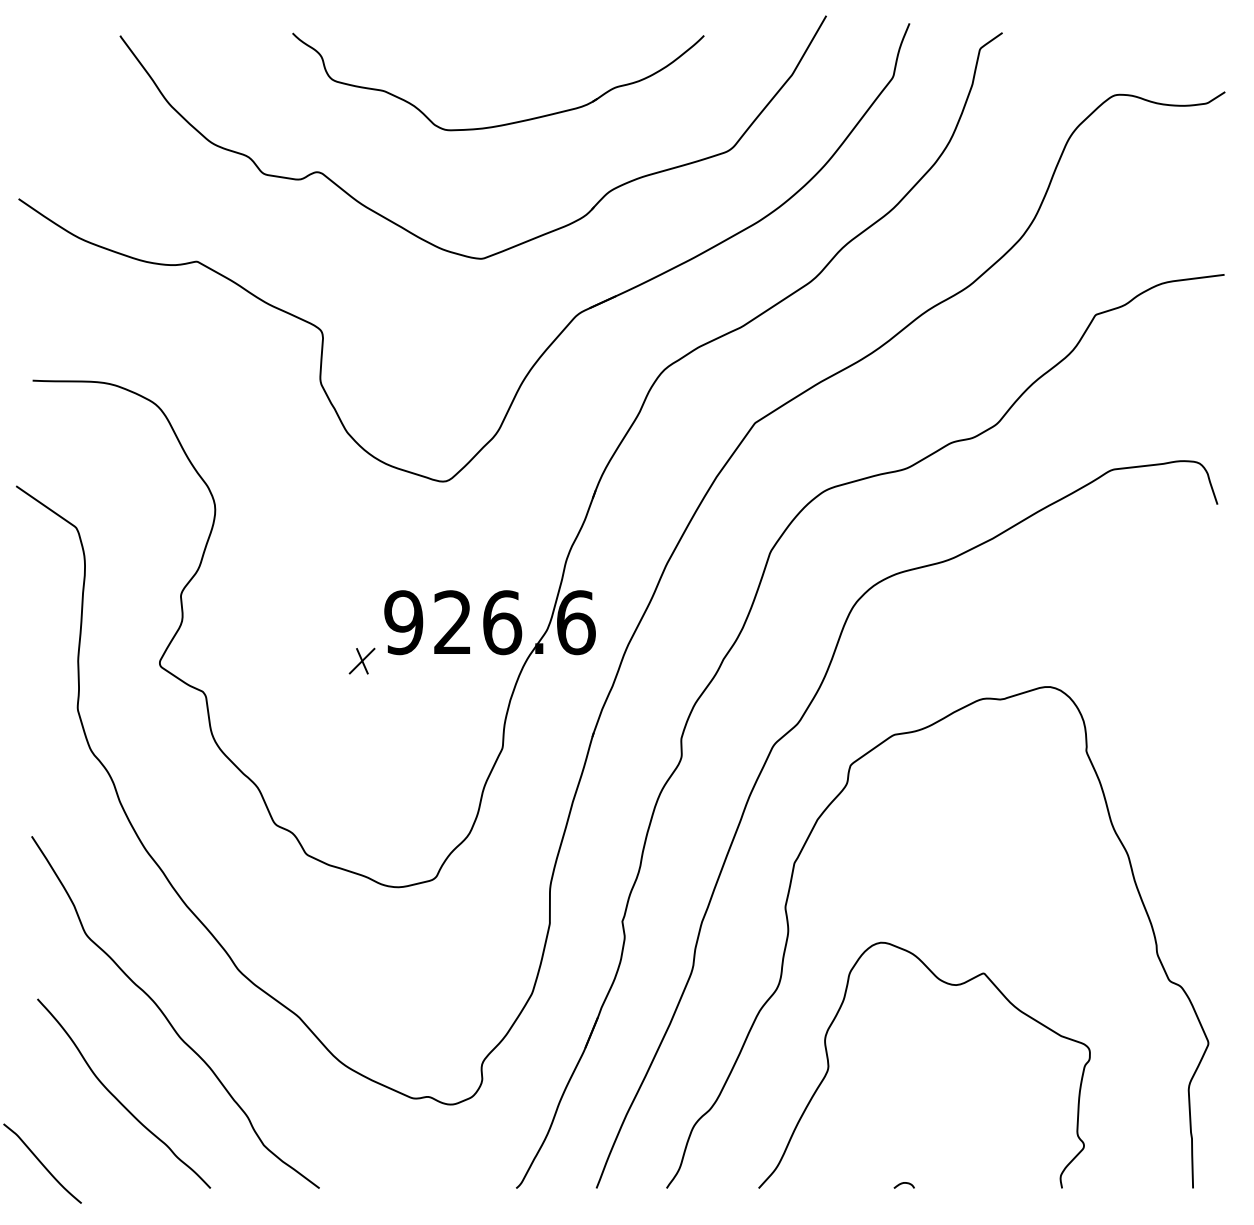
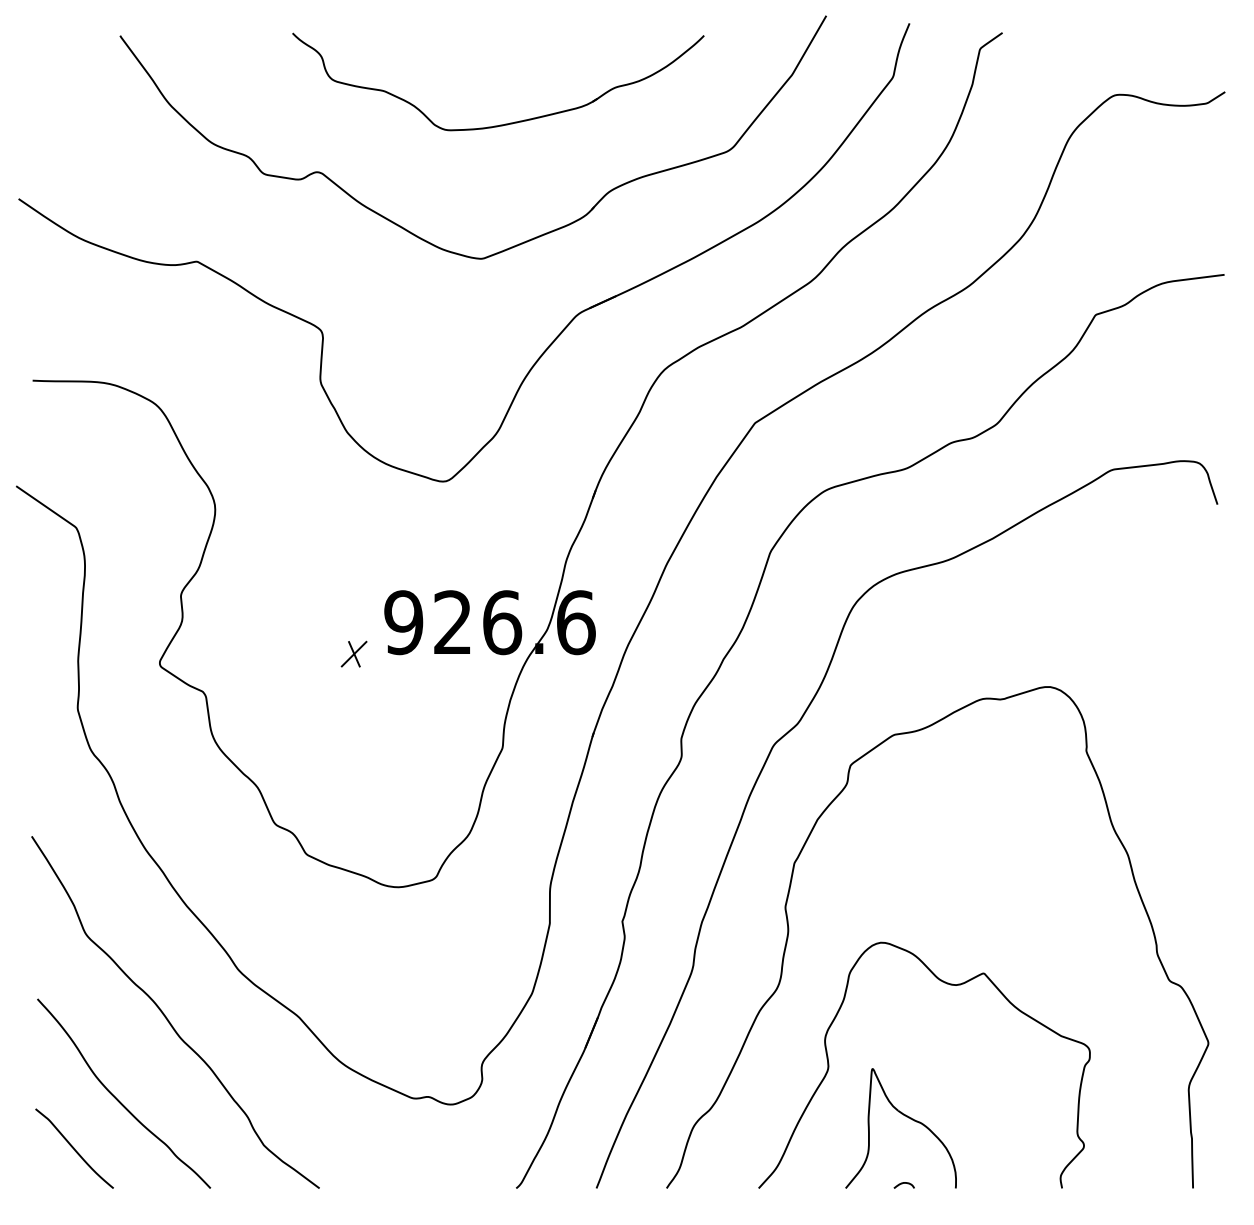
part position: (361, 660) -> (353, 653) (353, 653)
part: none -> present (906, 1117)
curve position: (42, 1163) -> (74, 1148) (74, 1148)
